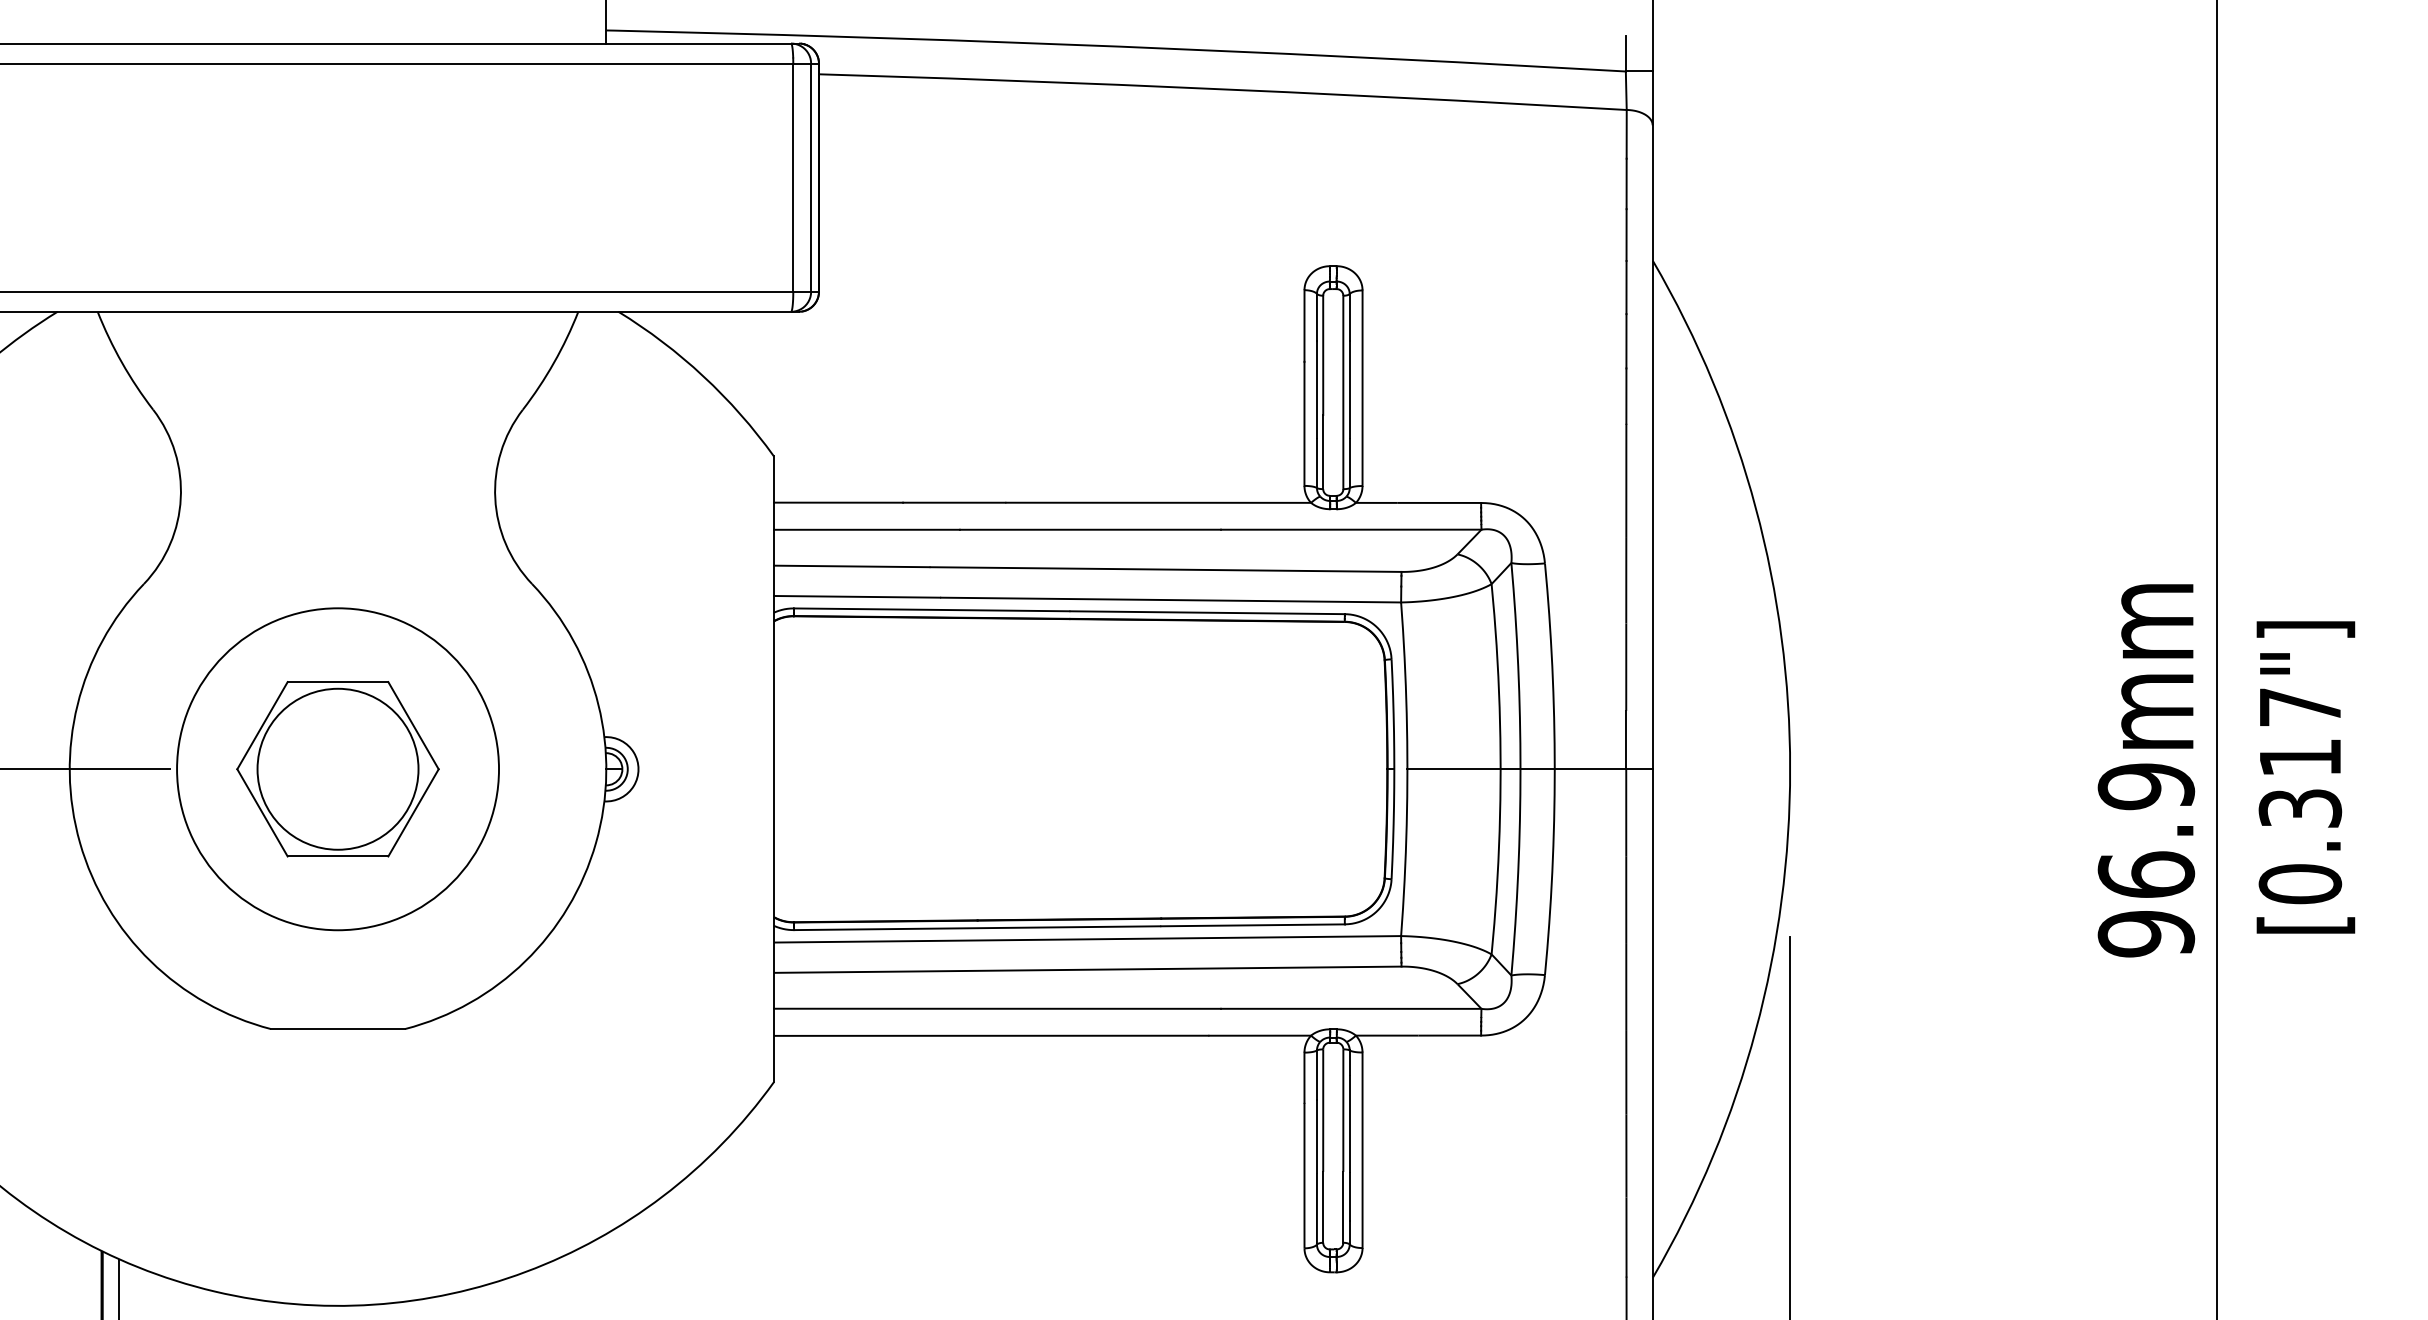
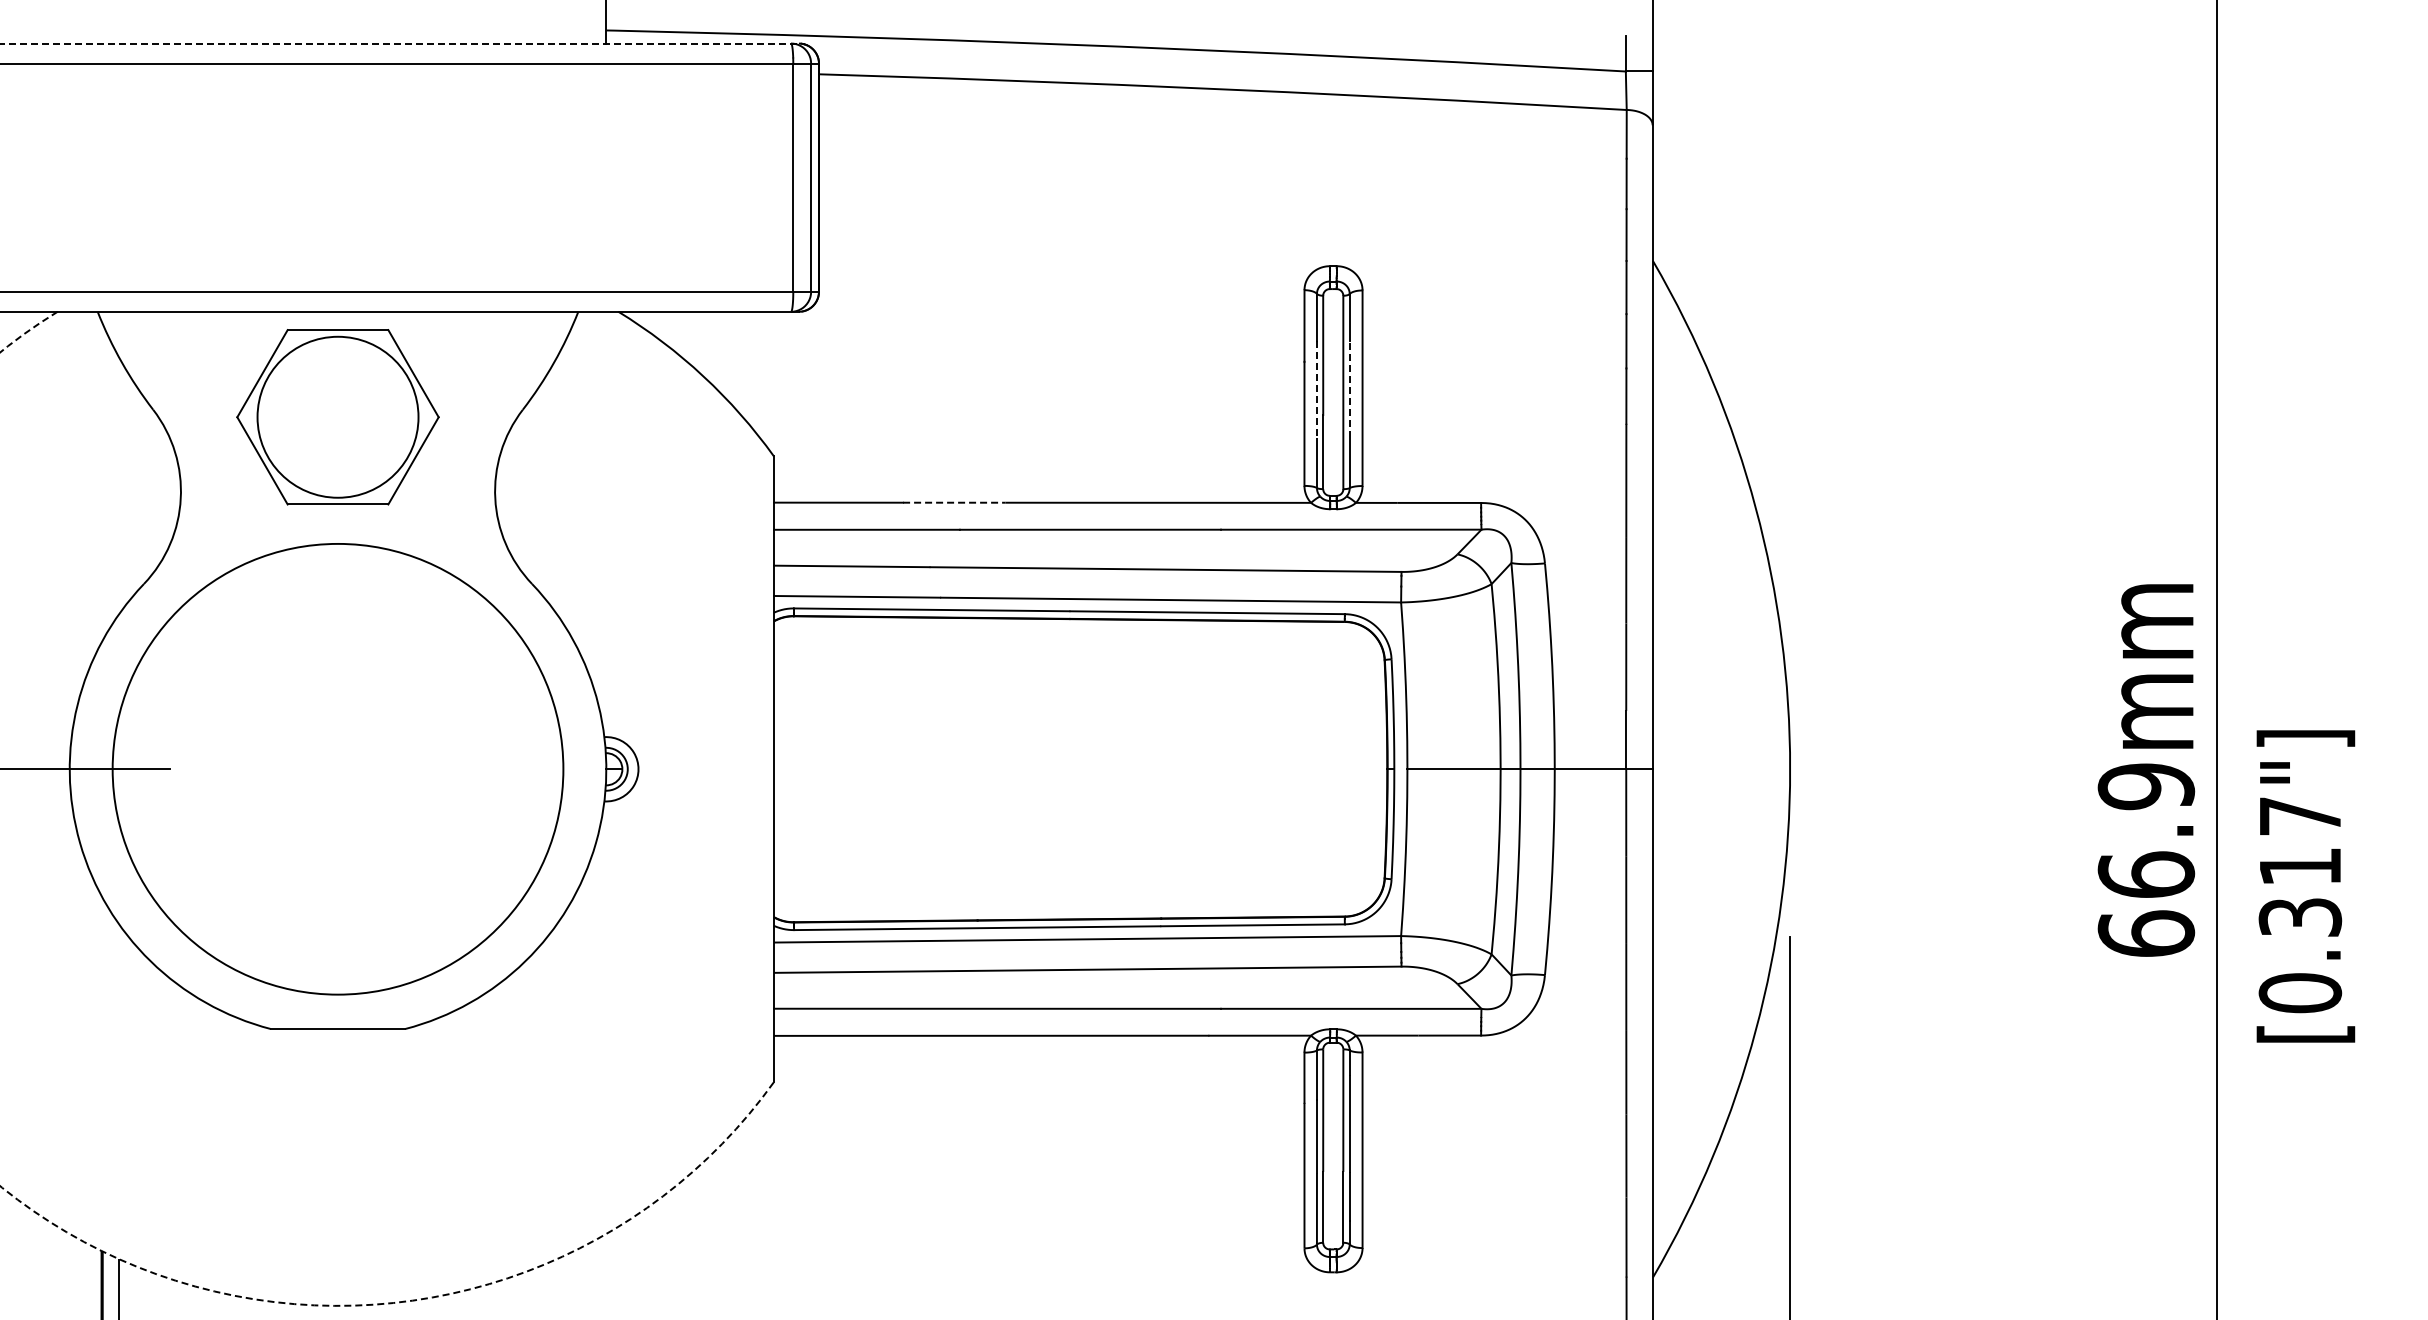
line: solid -> dashed (400, 43)
line: solid -> dashed (1316, 389)
line: solid -> dashed (1349, 389)
line: solid -> dashed (954, 502)
part position: (337, 769) -> (337, 417) (337, 417)
circle diameter: 322 px -> 451 px (337, 768)
text position: (2305, 777) -> (2305, 886) (2305, 886)
text: 96.9mm -> 66.9mm (2146, 933)
arc: solid -> dashed (373, 1304)
